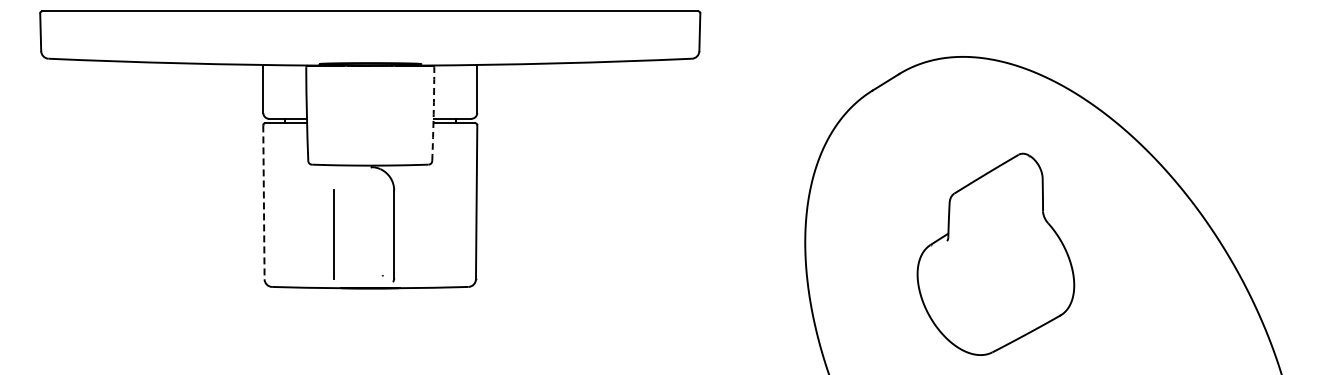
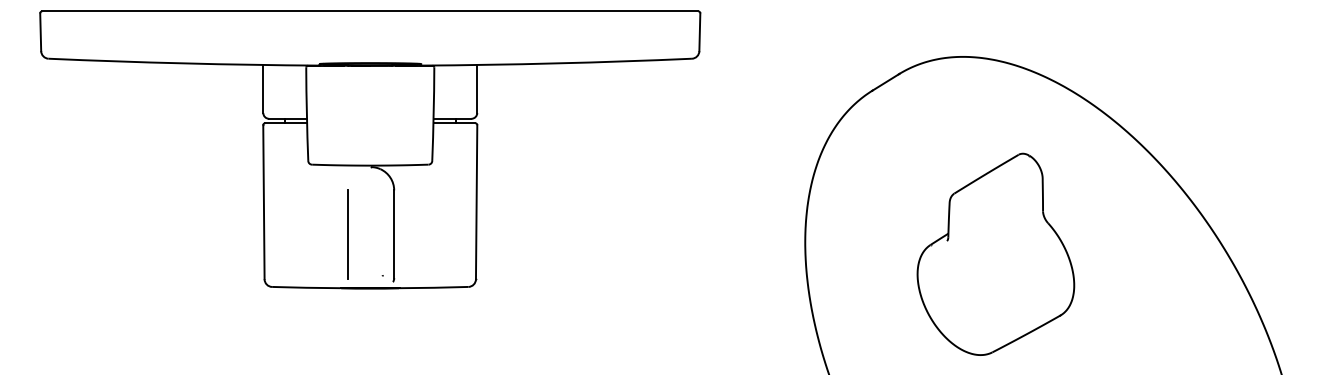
arc: dashed -> solid (433, 114)
line: dashed -> solid (263, 202)
line position: (333, 234) -> (347, 234) (347, 234)
